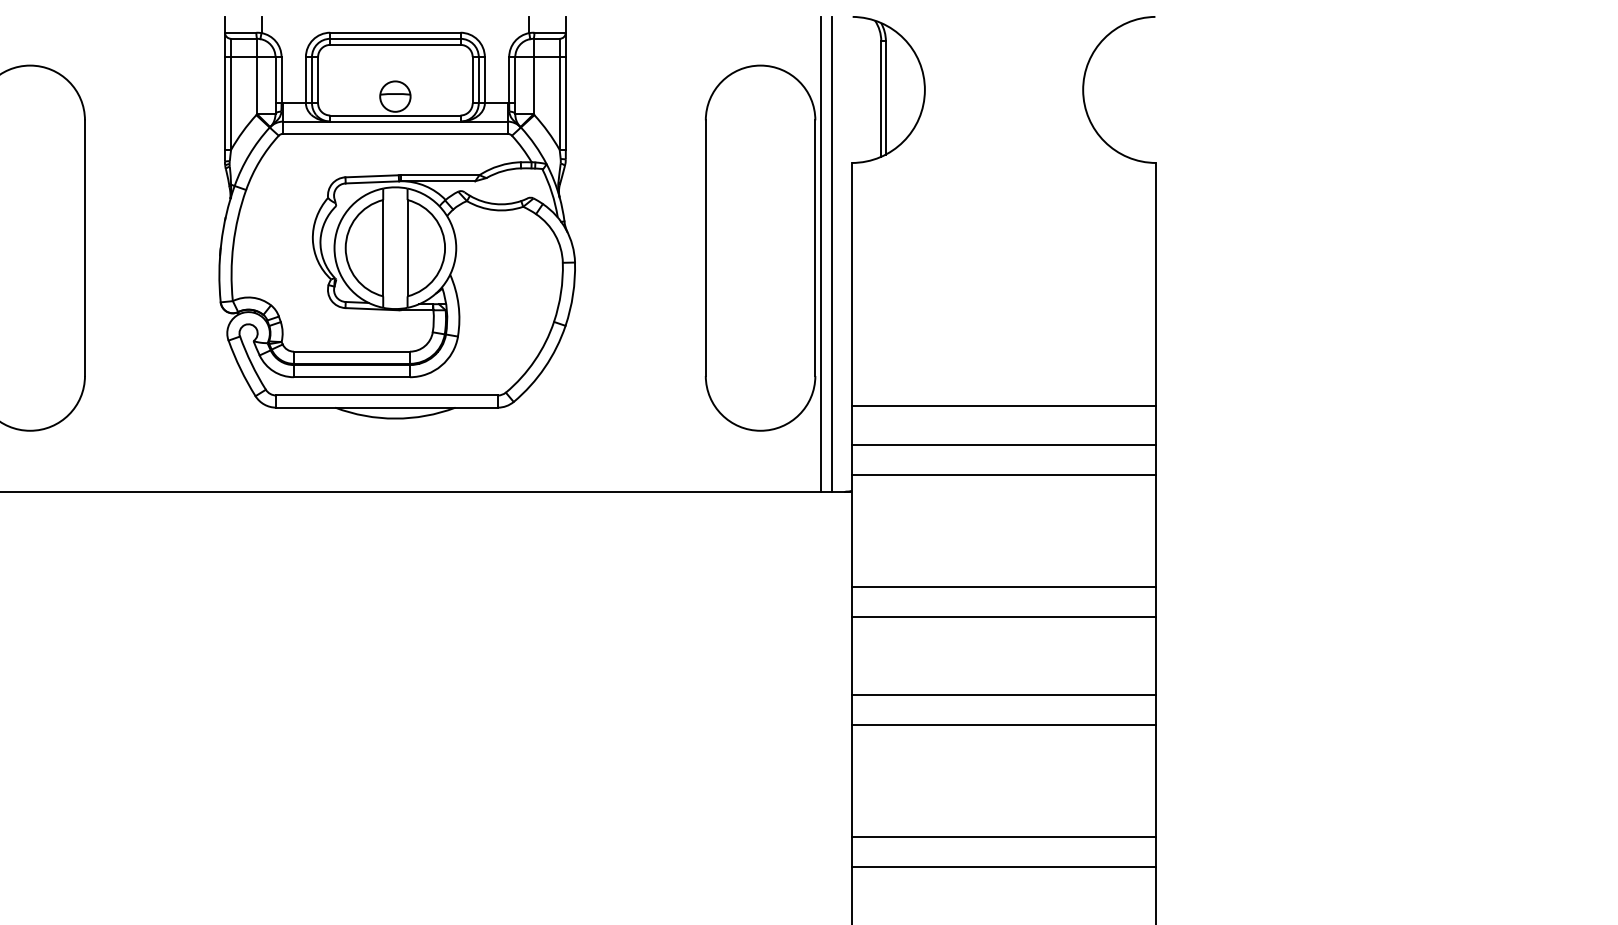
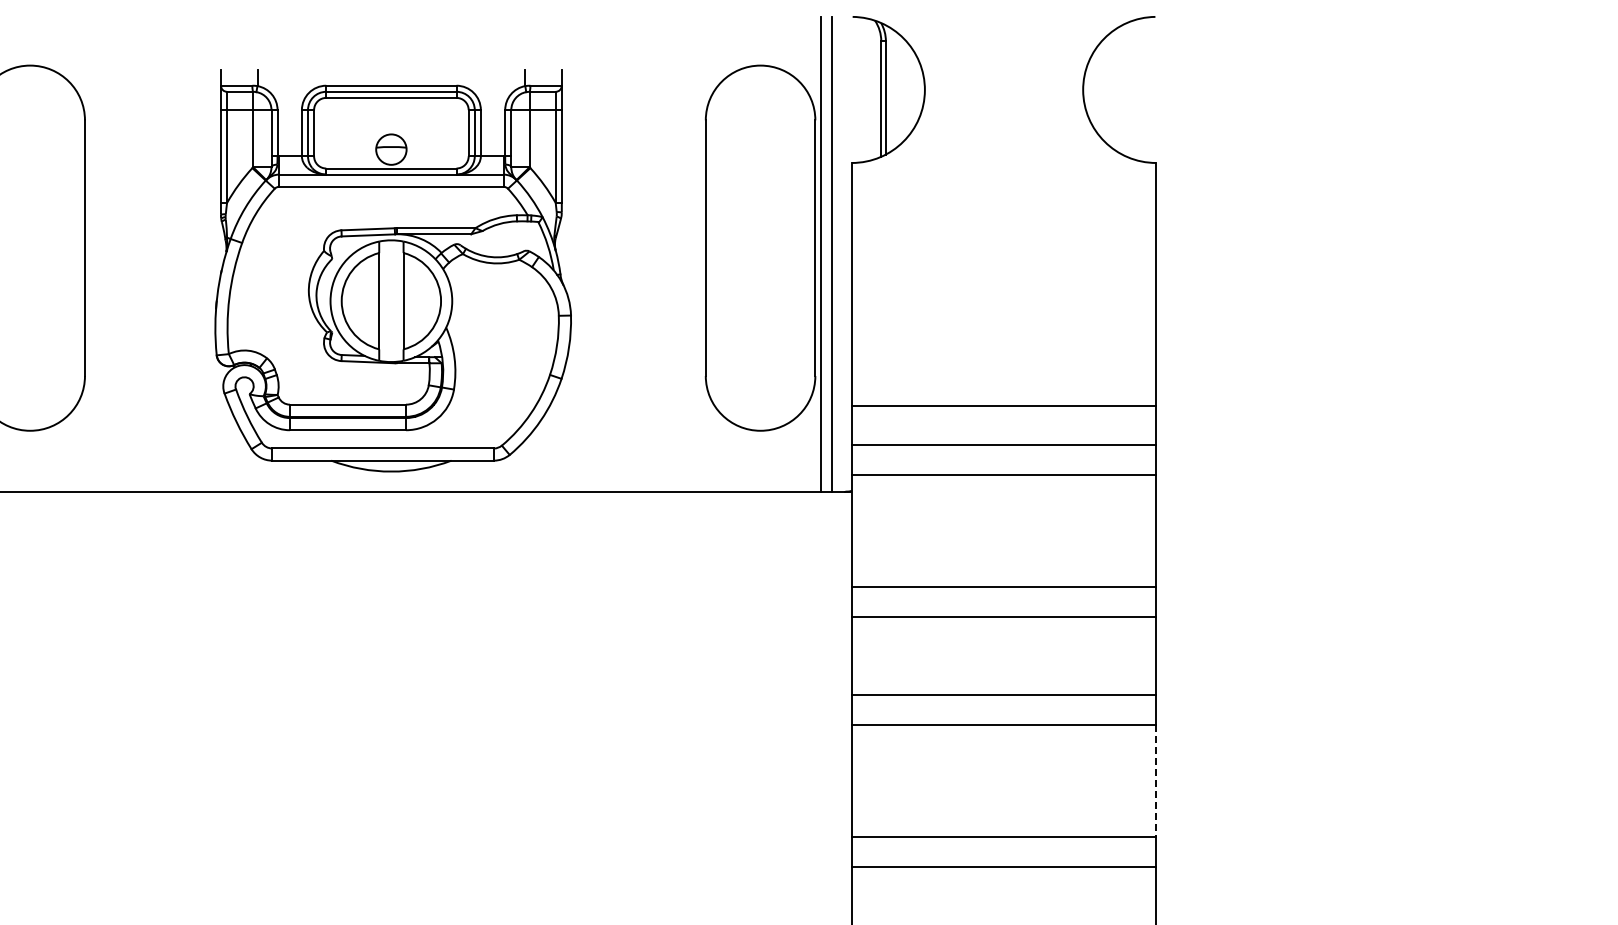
part position: (396, 217) -> (392, 270) (392, 270)
line: solid -> dashed (1156, 780)
